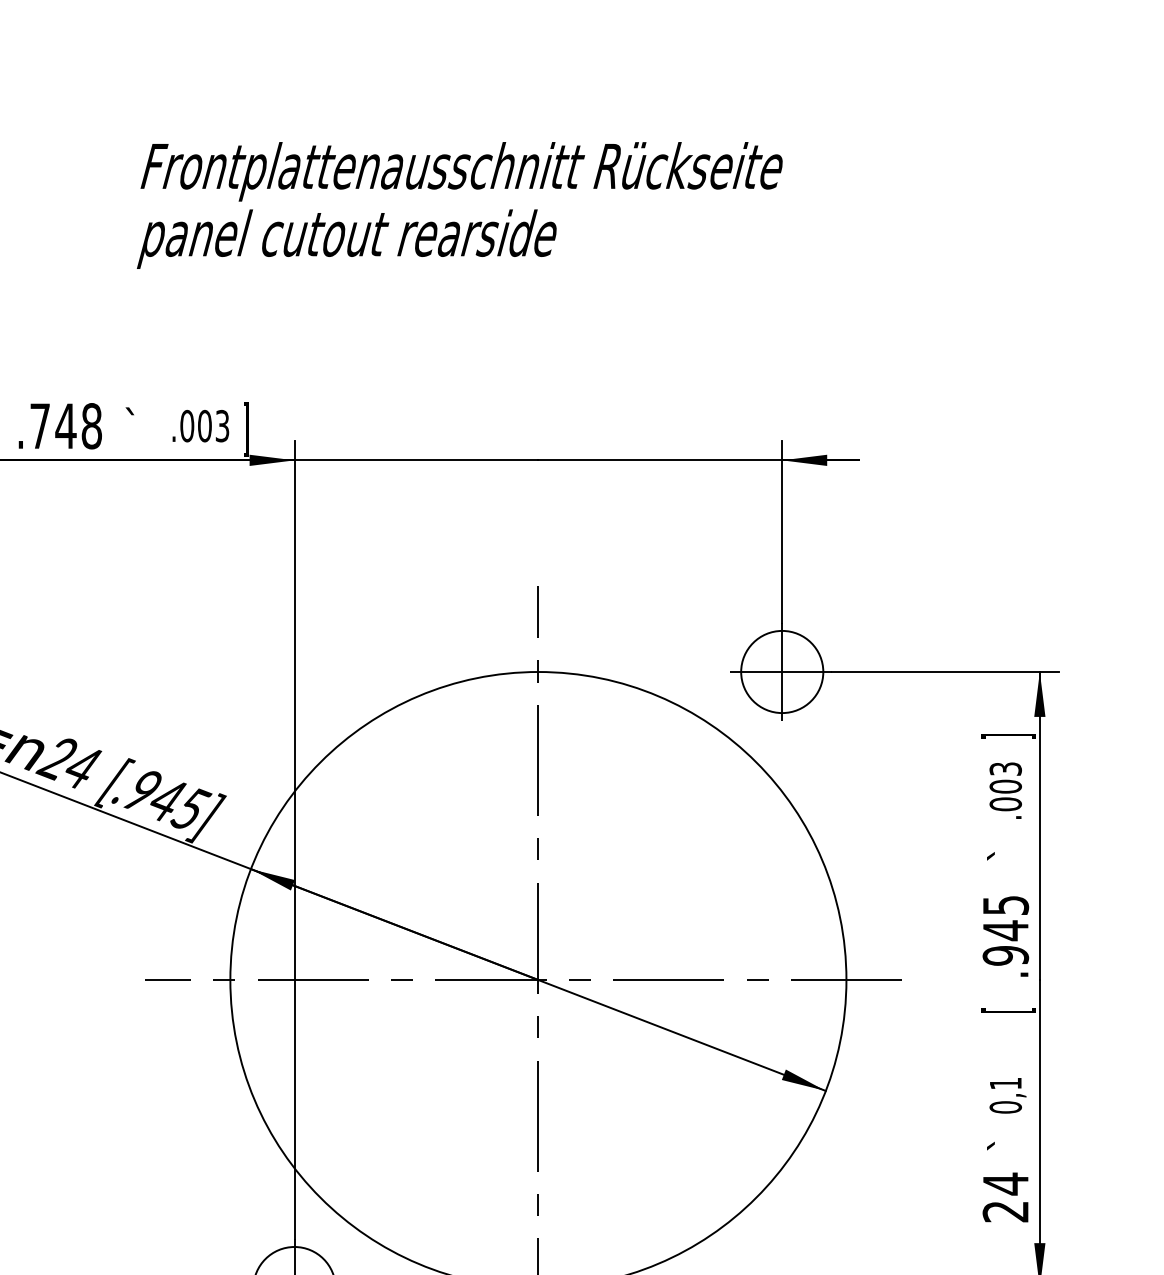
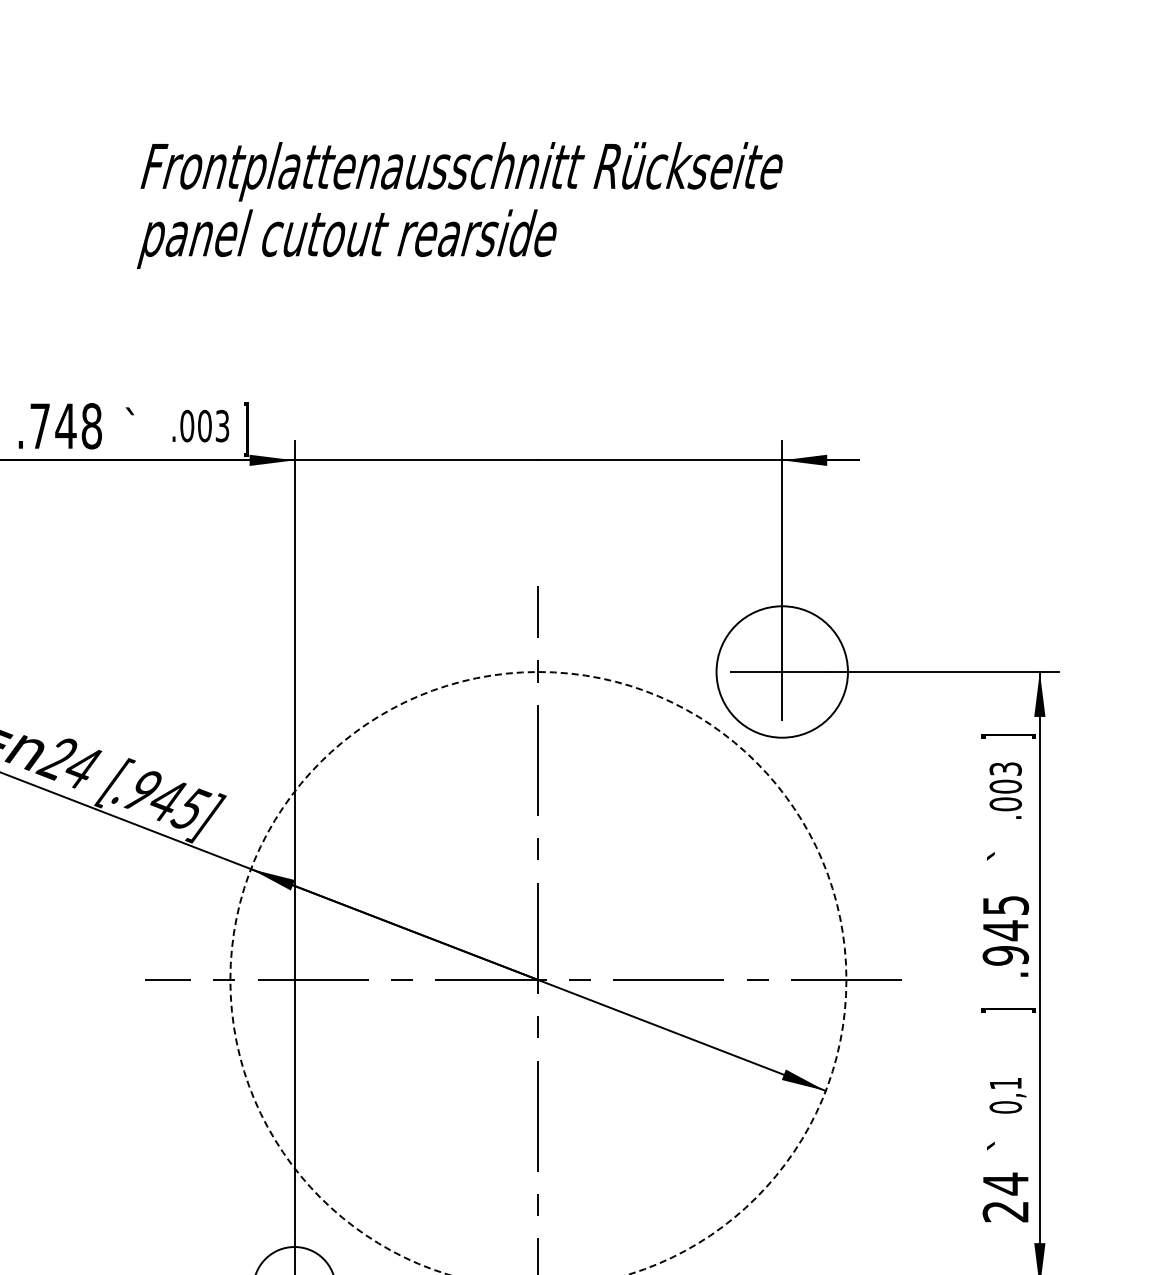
circle diameter: 82 px -> 131 px (781, 671)
circle: solid -> dashed (538, 973)
text: [ -> ] (1008, 1010)
